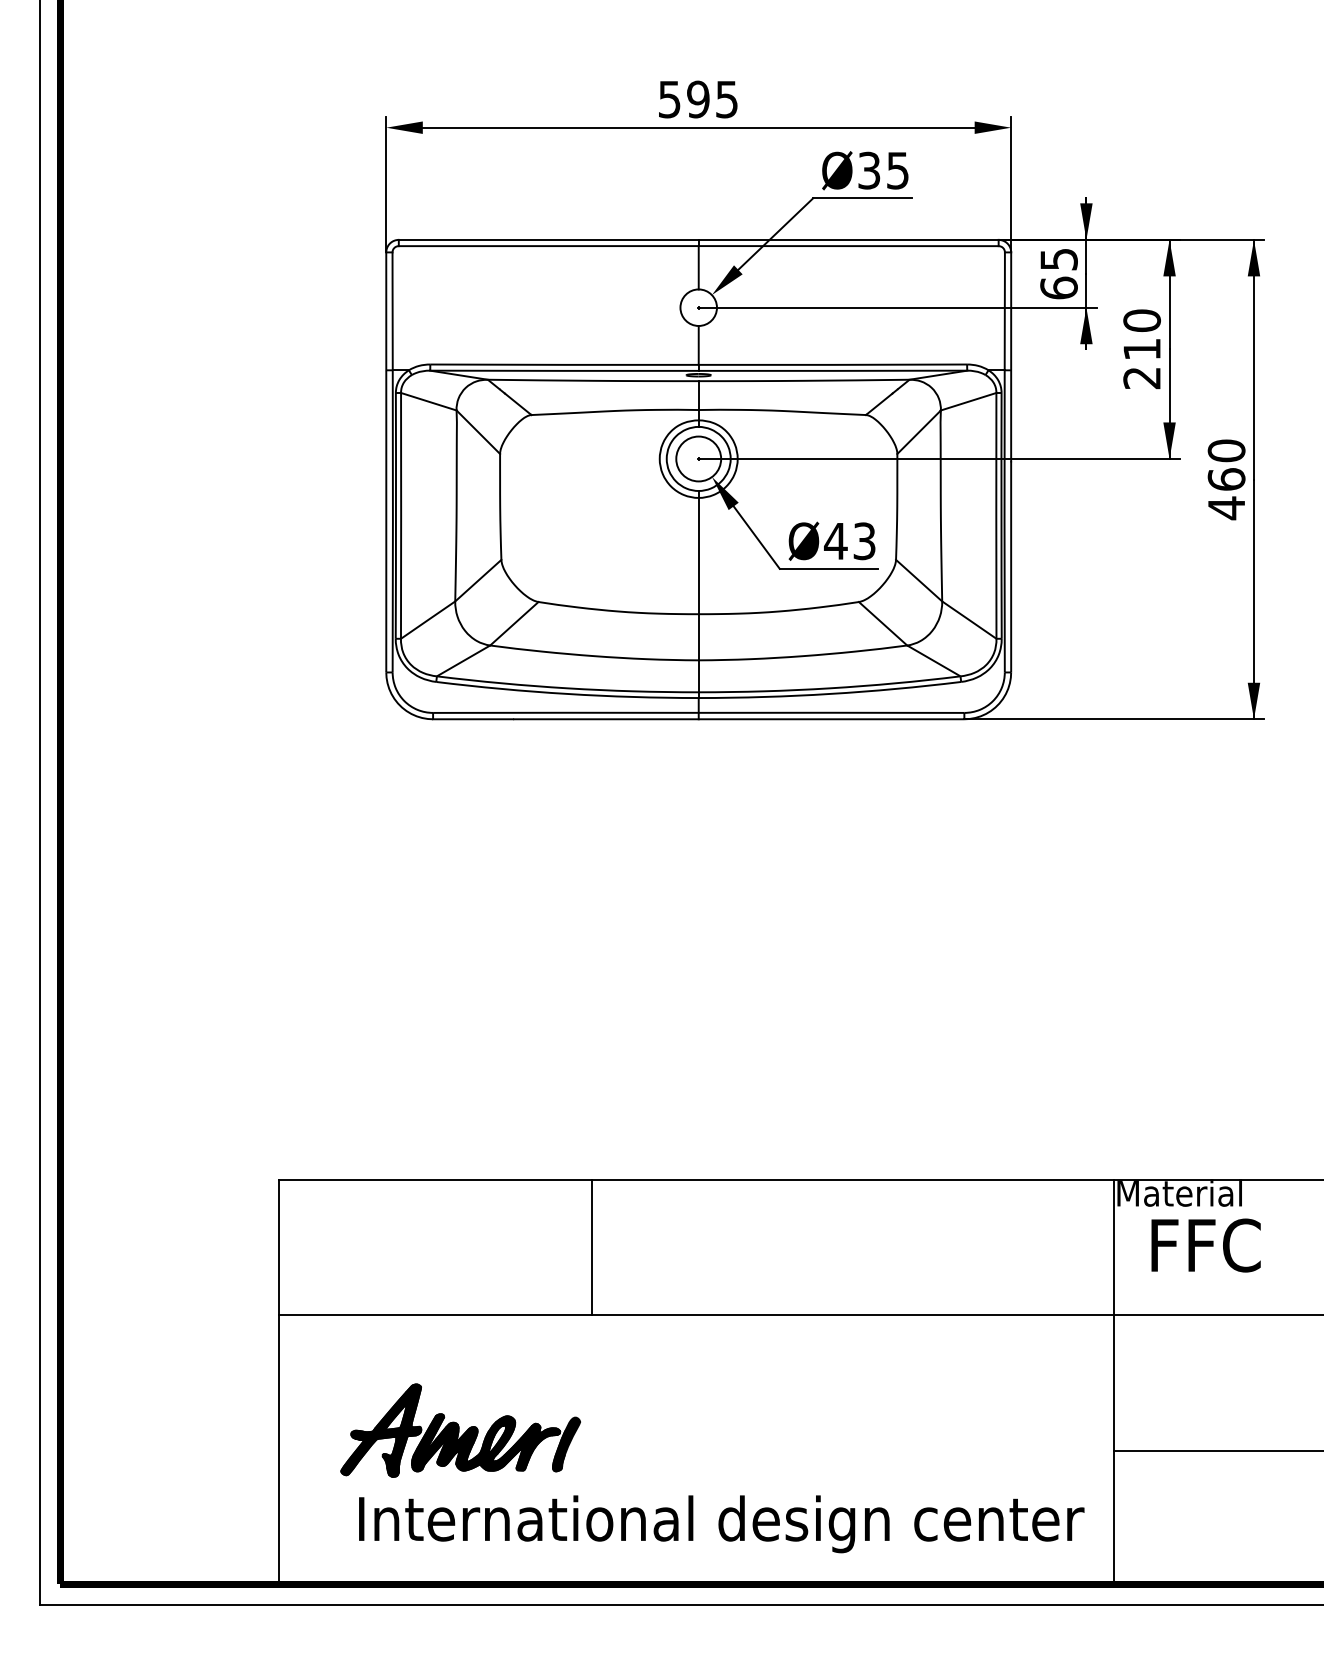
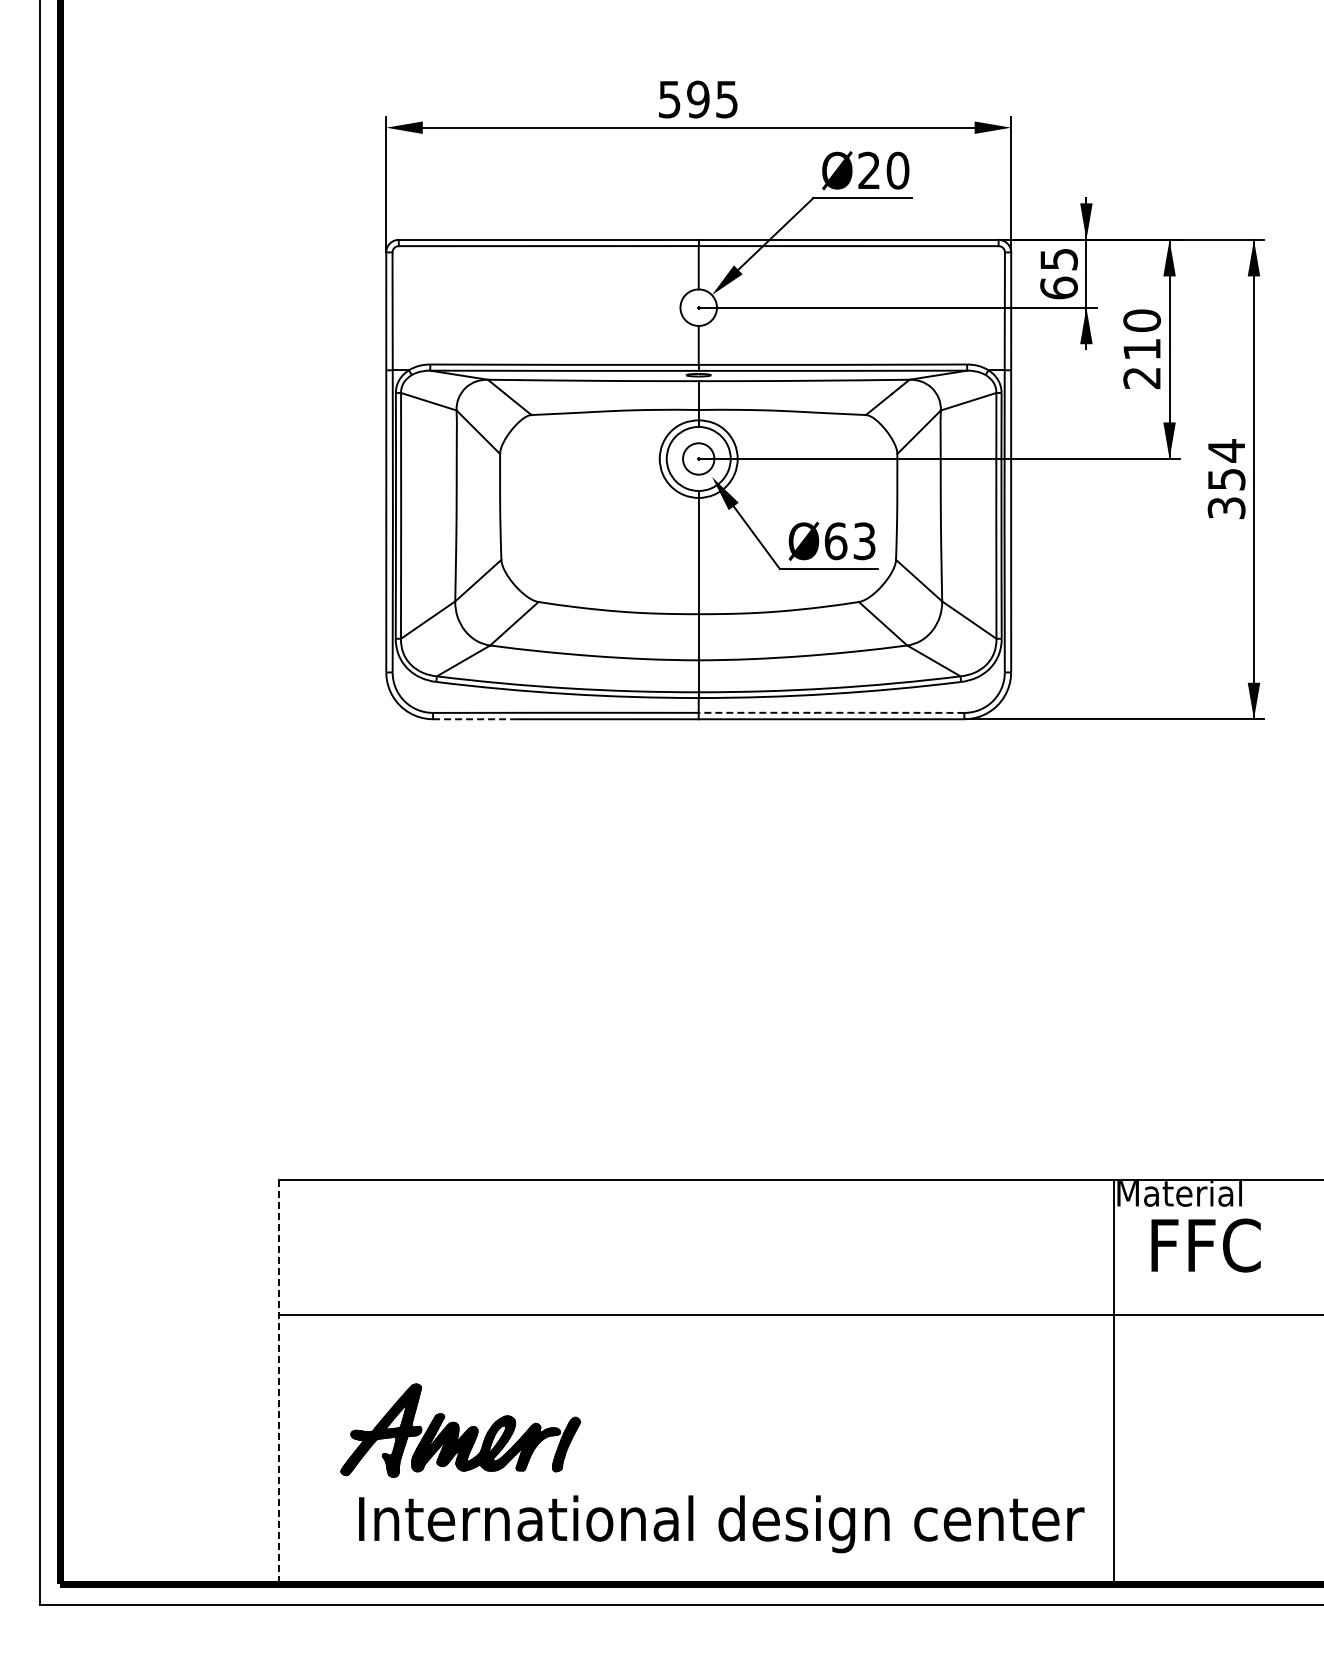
text: Ø35 -> Ø20 (883, 170)
circle diameter: 45 px -> 31 px (698, 458)
text: 460 -> 354 (1226, 479)
text: Ø43 -> Ø63 (835, 541)
arc: solid -> dashed (831, 712)
line: solid -> dashed (473, 719)
line: present -> none (591, 1247)
line: solid -> dashed (278, 1383)
line: present -> none (1216, 1450)
